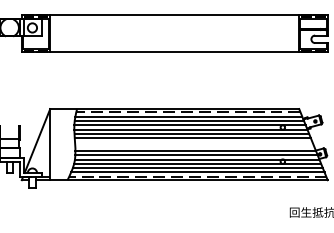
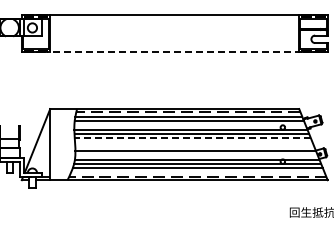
line: solid -> dashed (174, 52)
line: present -> none (189, 125)
line: solid -> dashed (192, 138)
line: present -> none (196, 155)
line: present -> none (197, 172)
